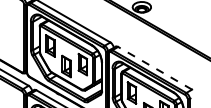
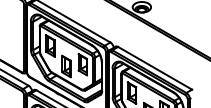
line: dashed -> solid (155, 68)
